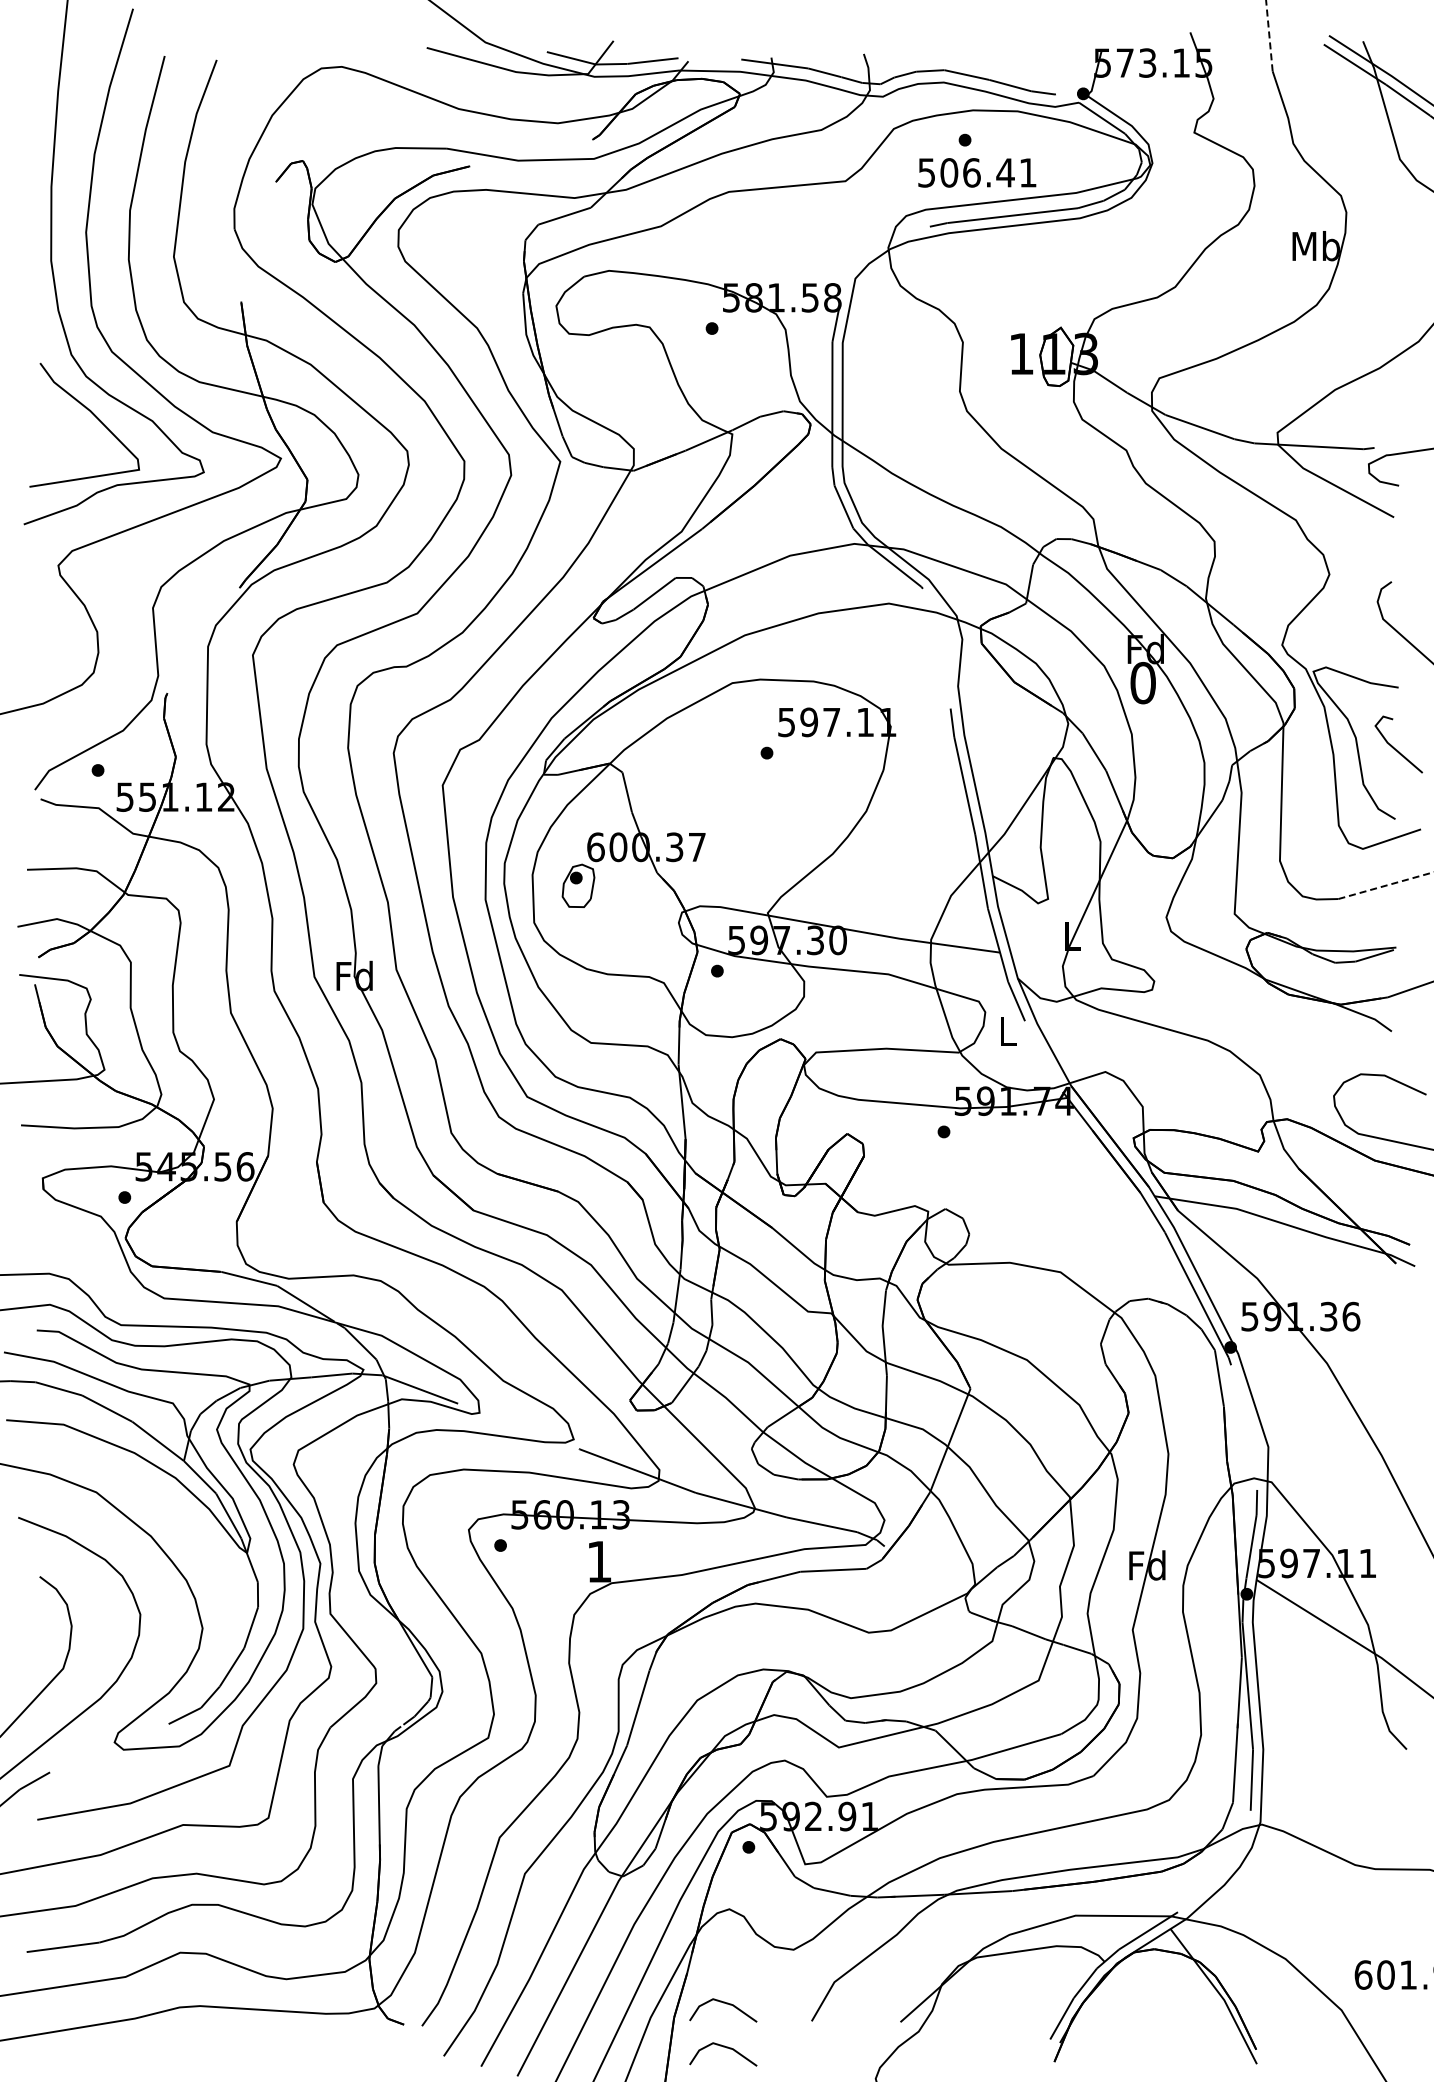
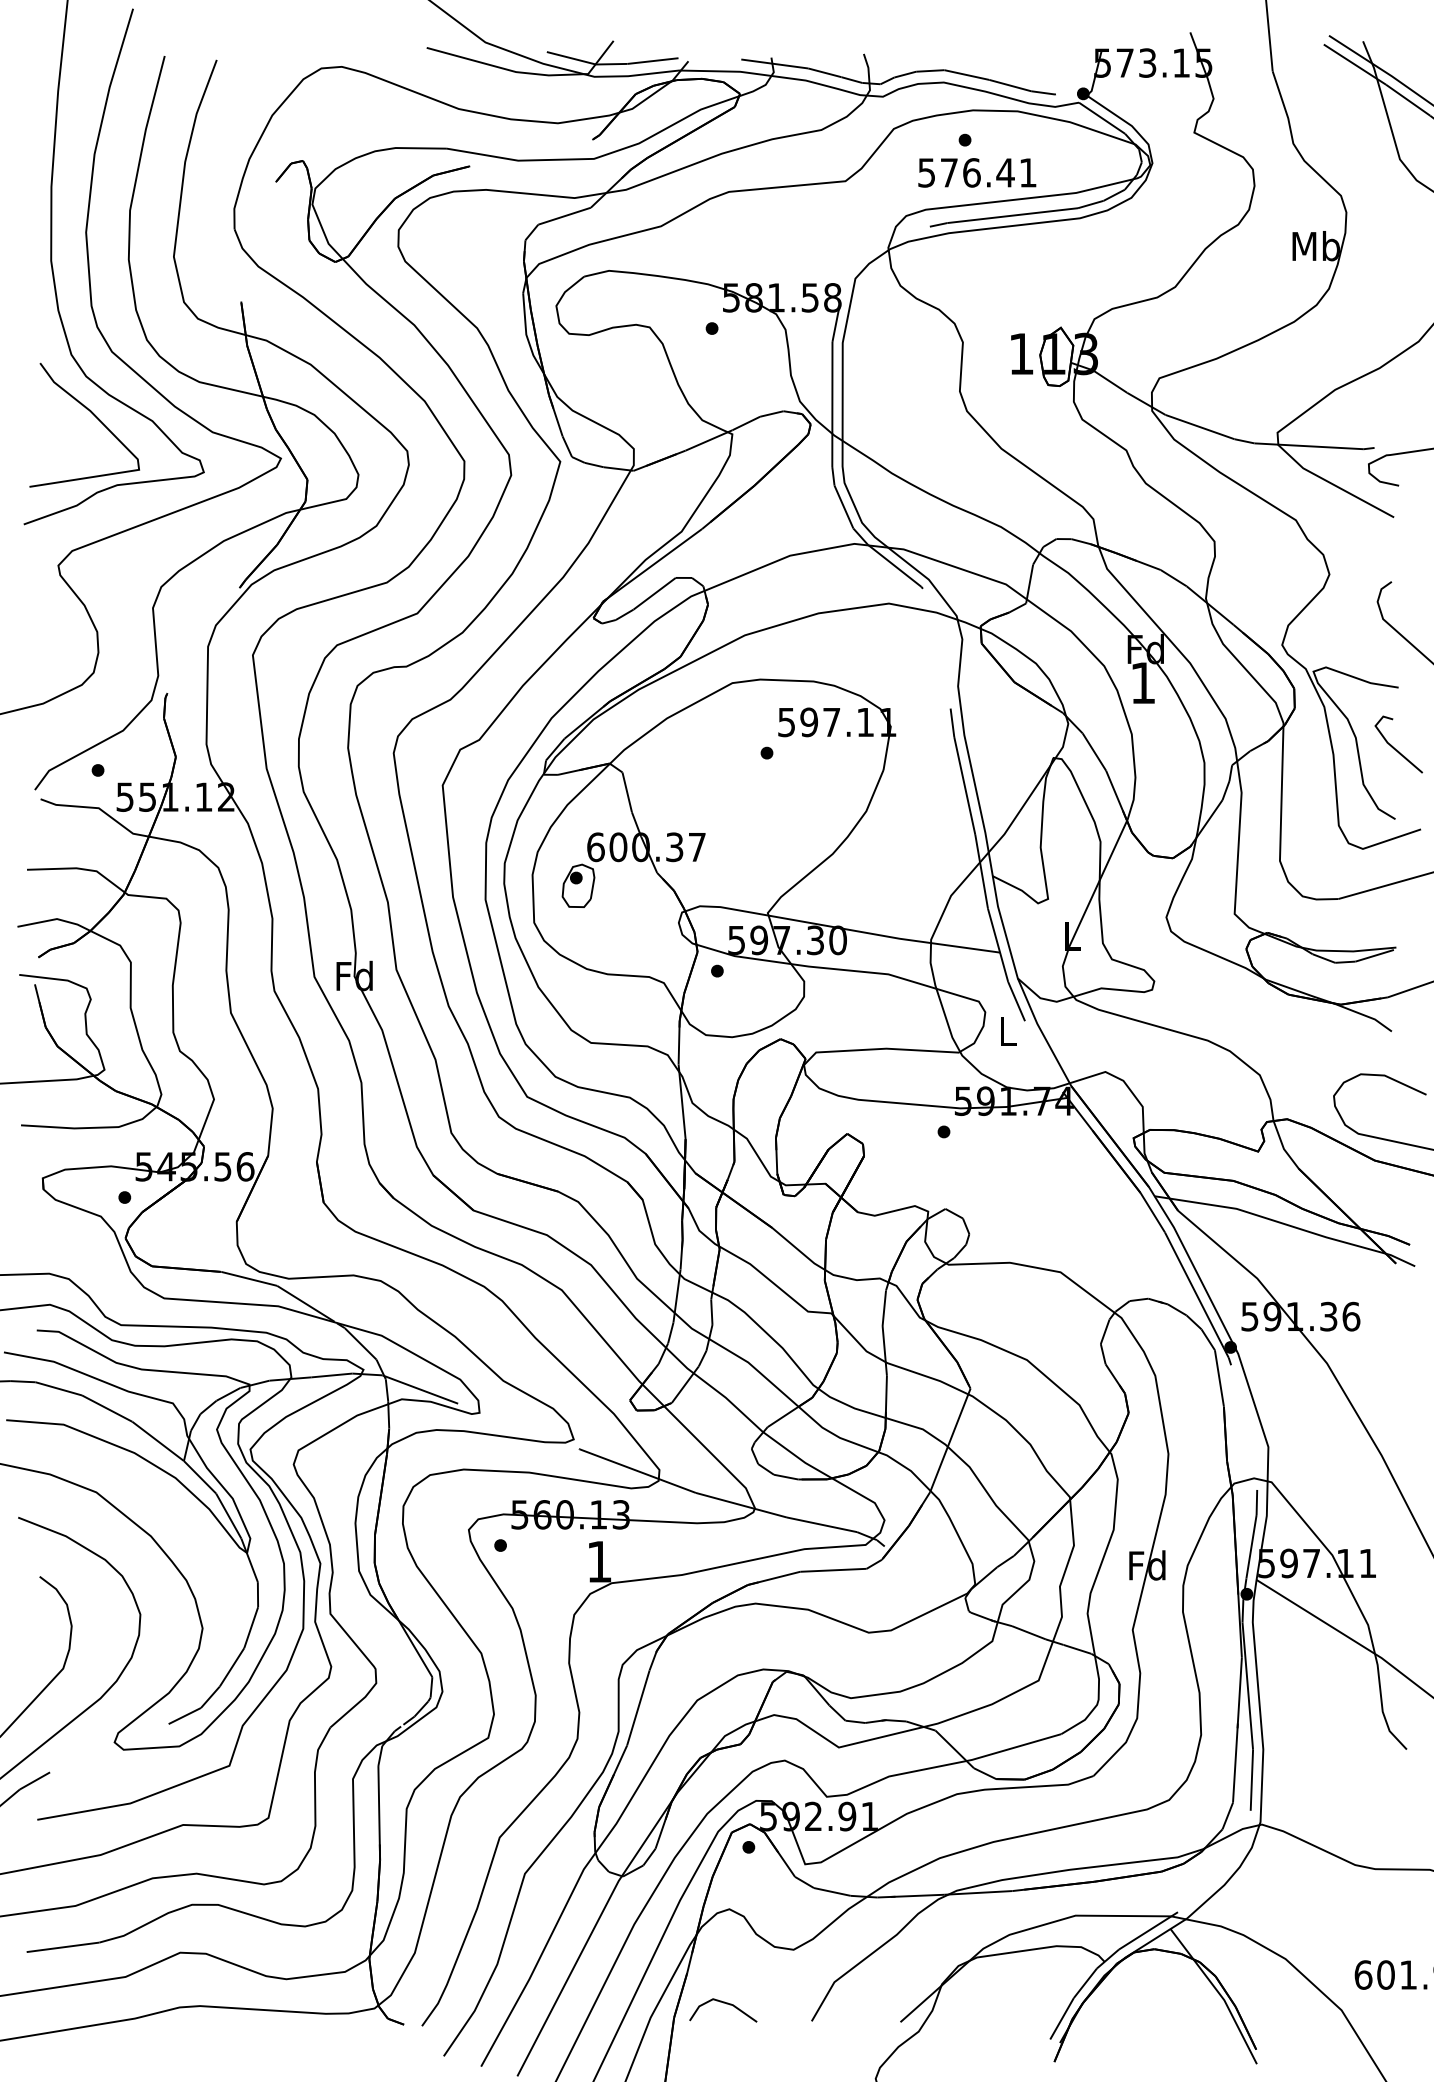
line: dashed -> solid (1269, 35)
text: 506.41 -> 576.41 (949, 172)
text: 0 -> 1 (1142, 683)
line: dashed -> solid (1386, 885)
line: present -> none (726, 2048)
